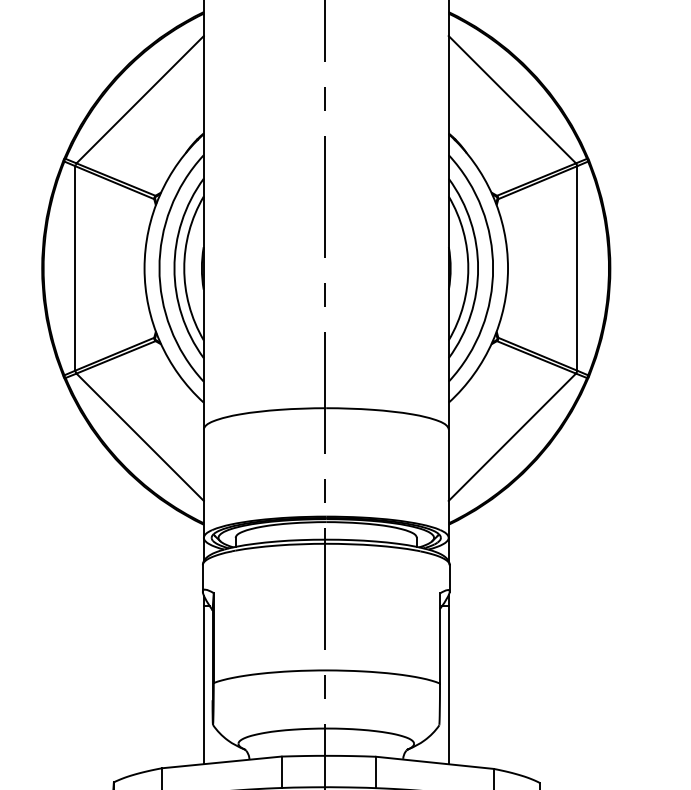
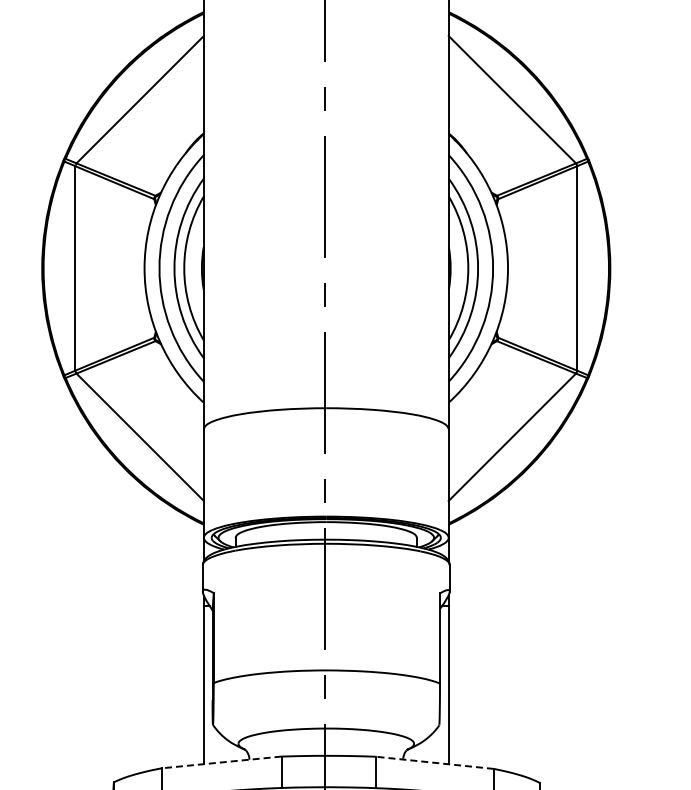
line: solid -> dashed (221, 762)
line: solid -> dashed (434, 762)
